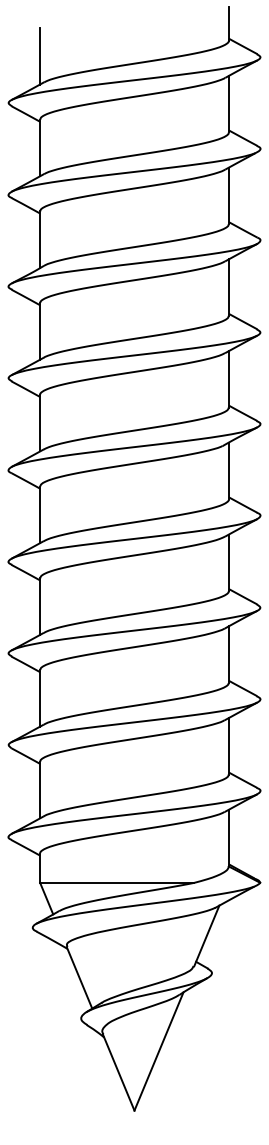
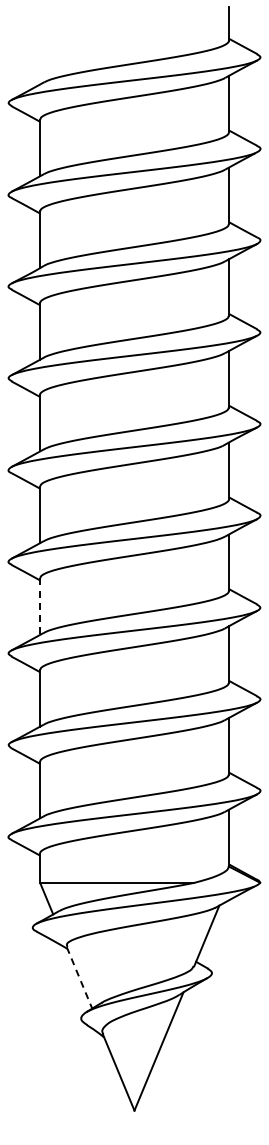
line: present -> none (40, 55)
line: solid -> dashed (40, 607)
line: solid -> dashed (79, 978)
